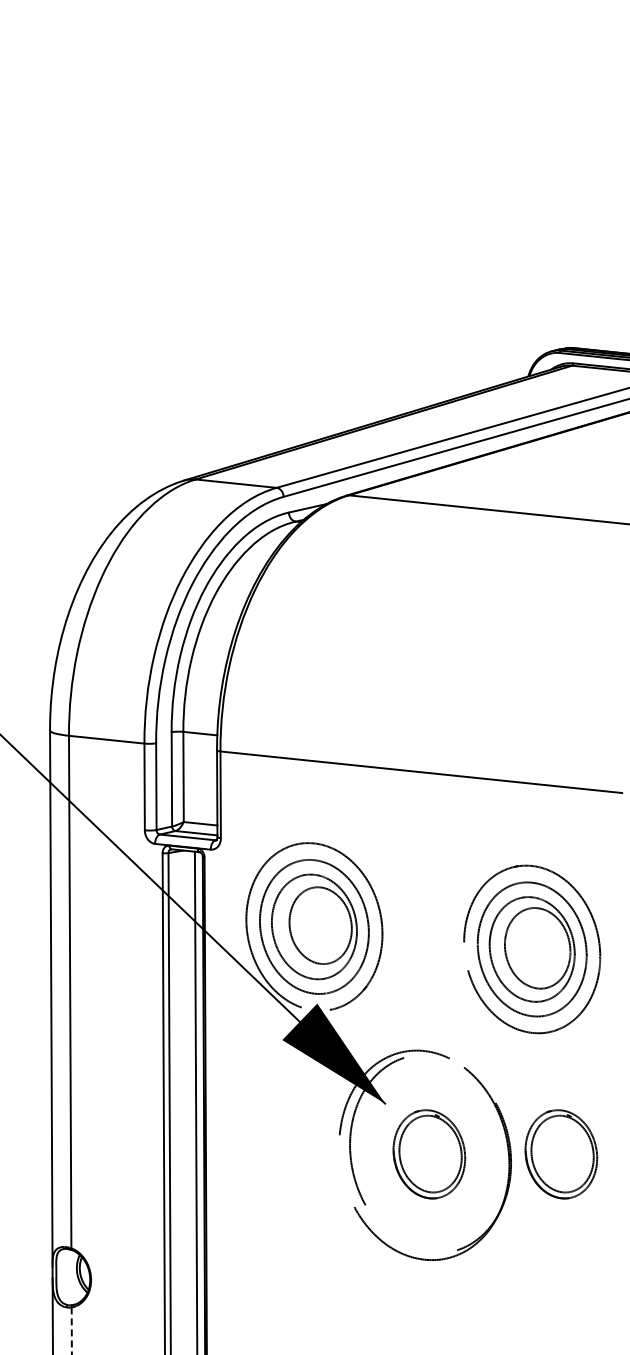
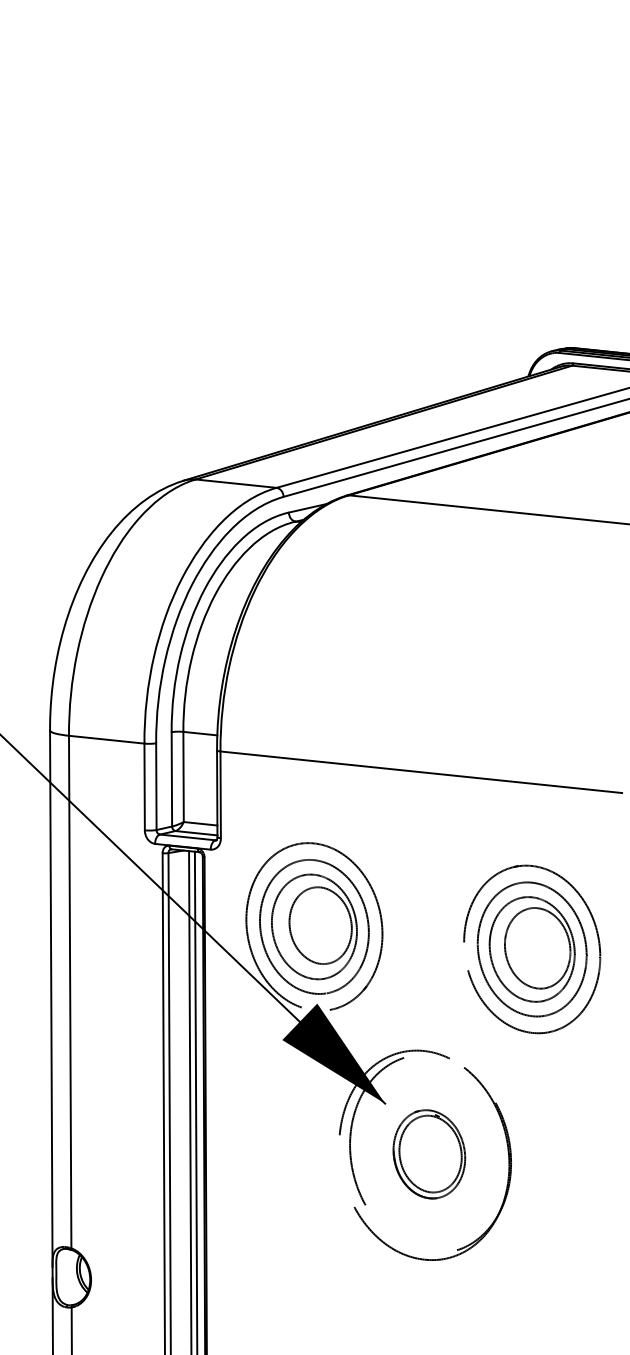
line: none -> present (190, 1101)
part: present -> none (561, 1154)
line: dashed -> solid (71, 1331)
